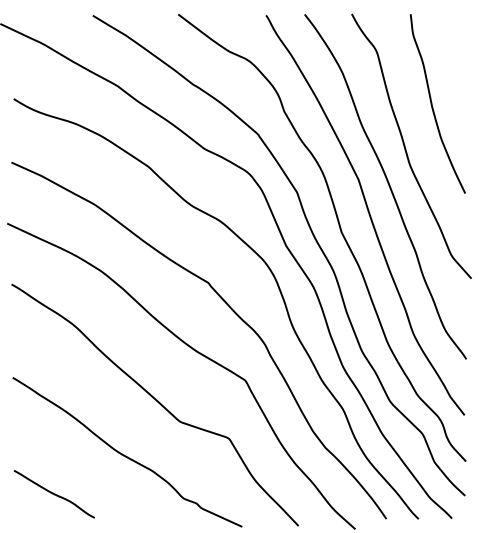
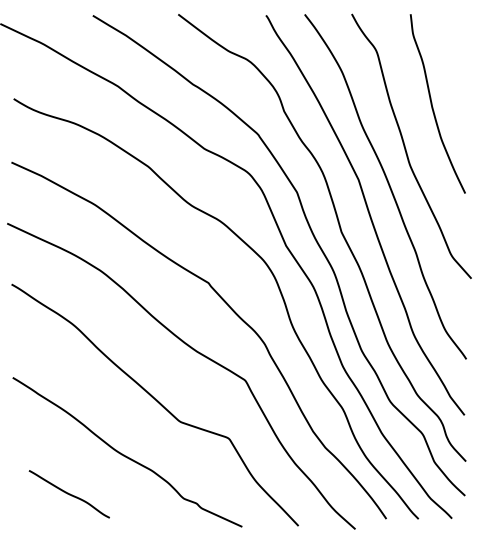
curve position: (53, 494) -> (68, 494) (68, 494)
